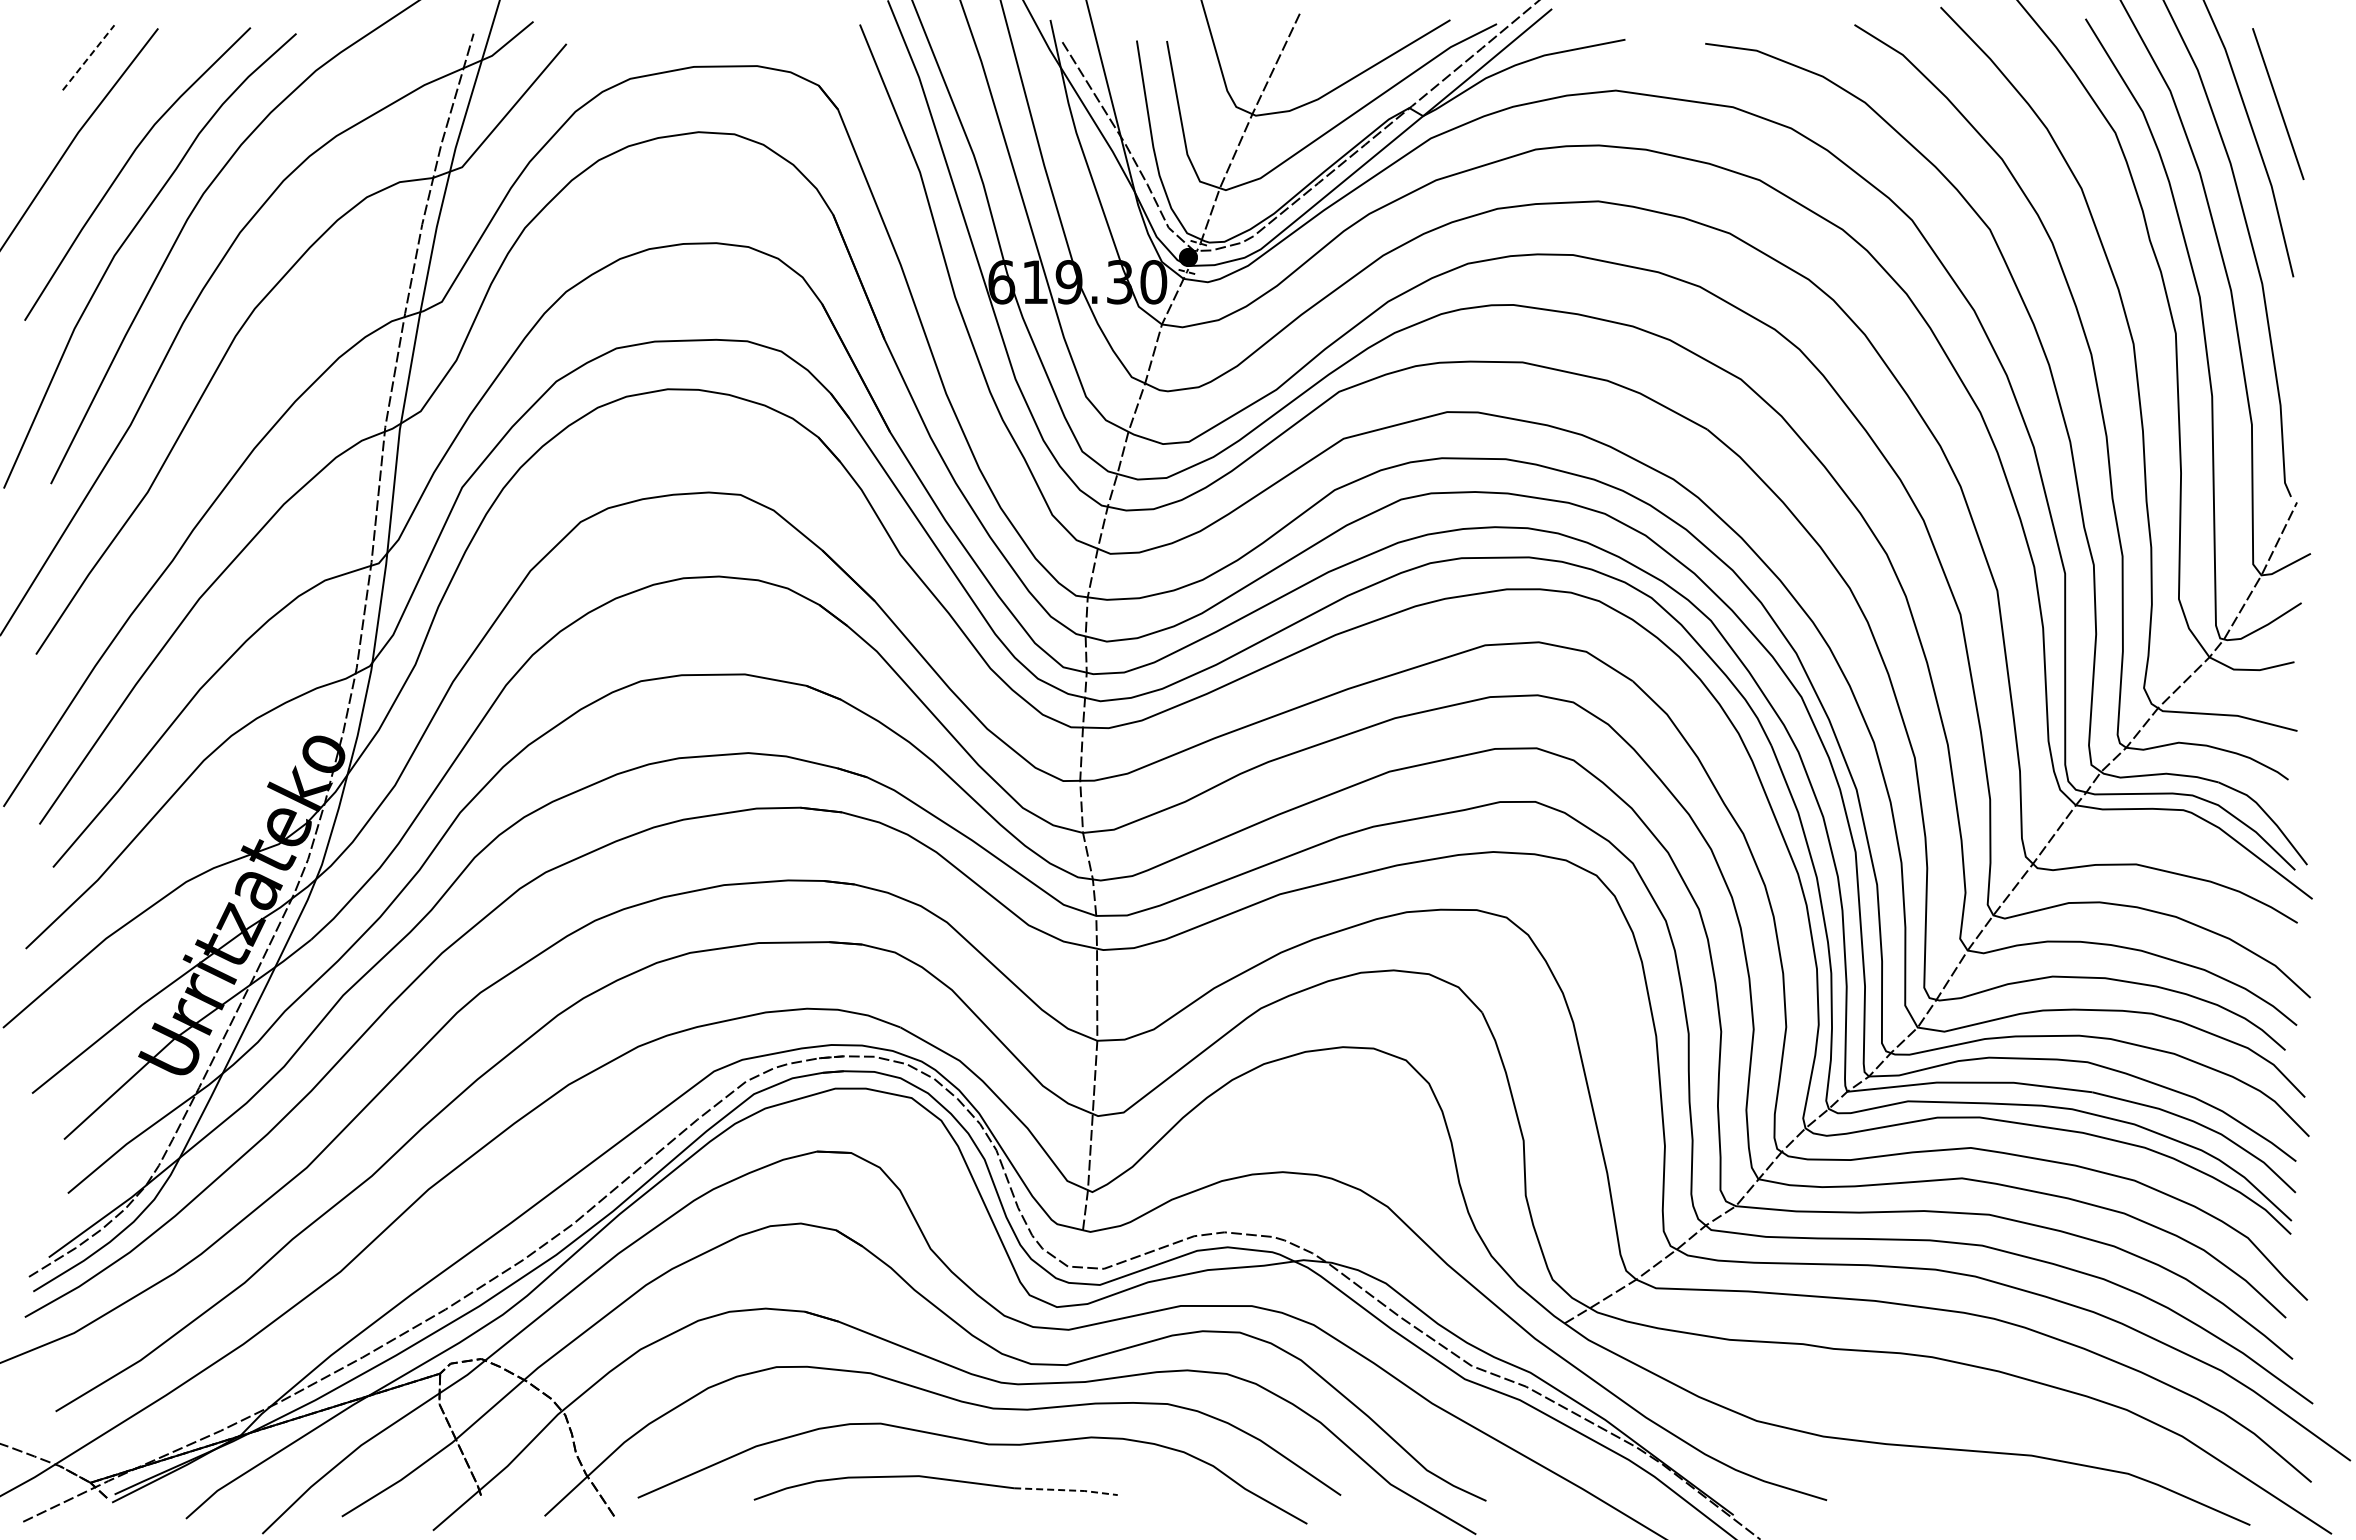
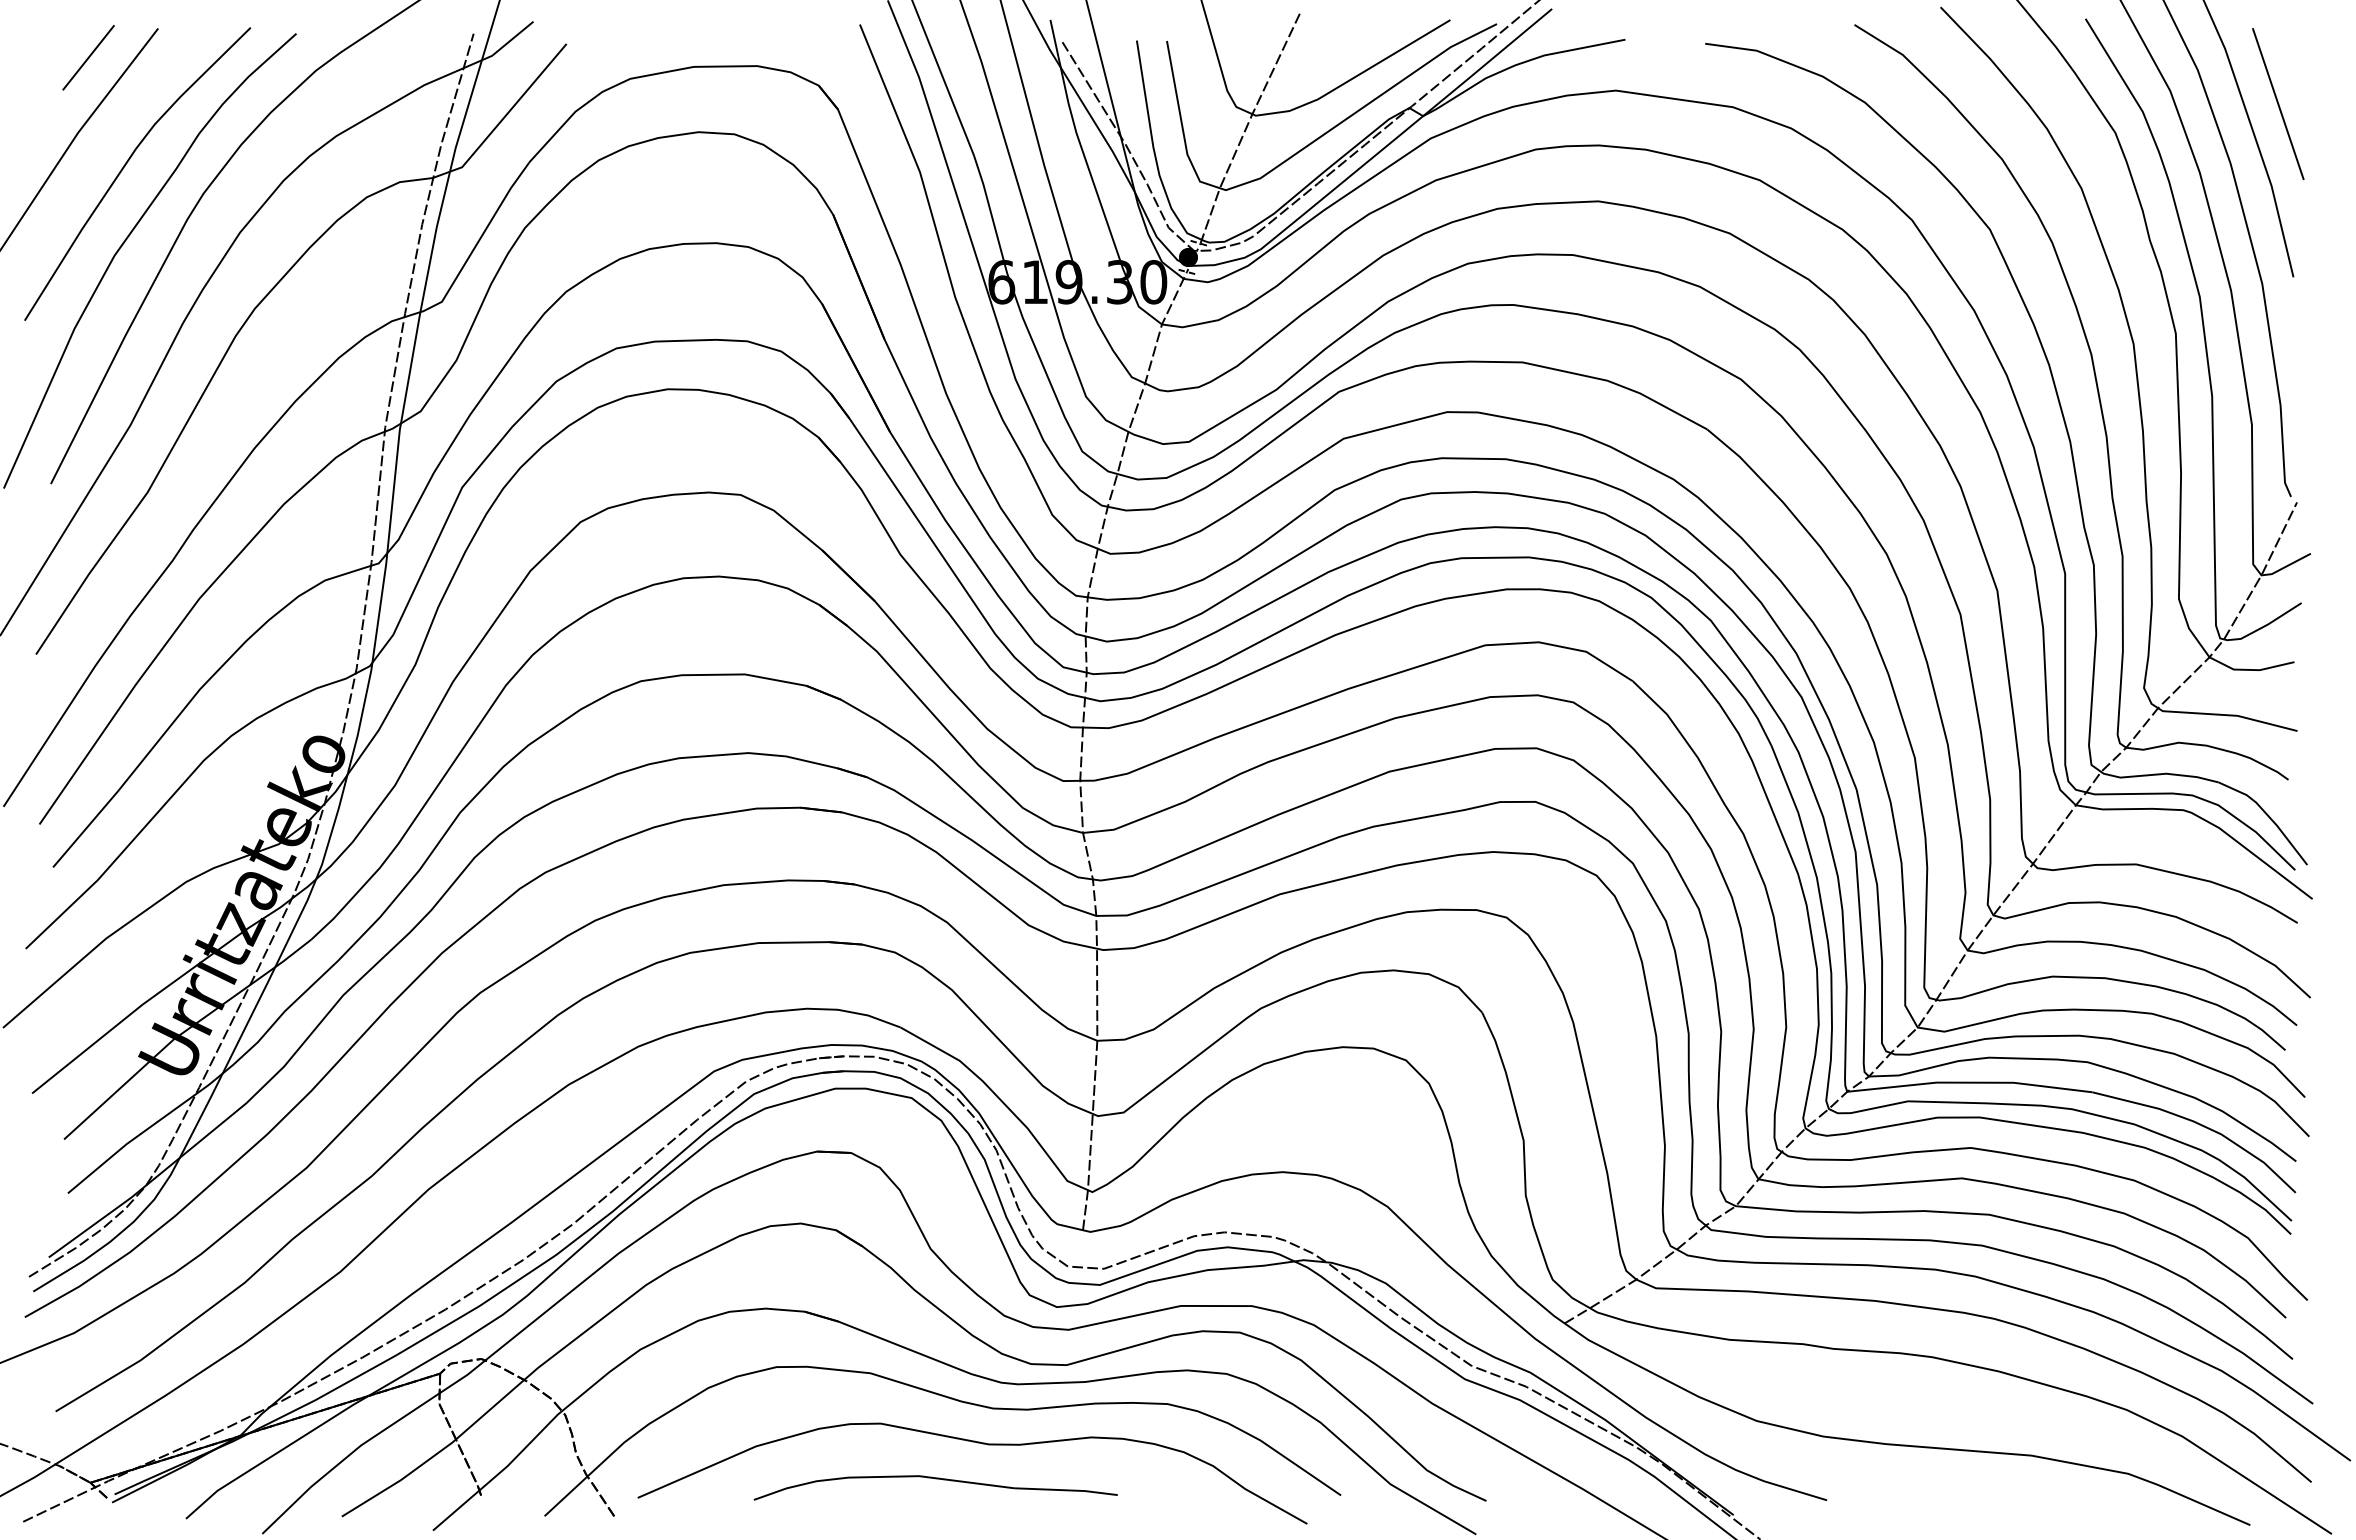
line: dashed -> solid (88, 57)
line: dashed -> solid (1066, 1490)
